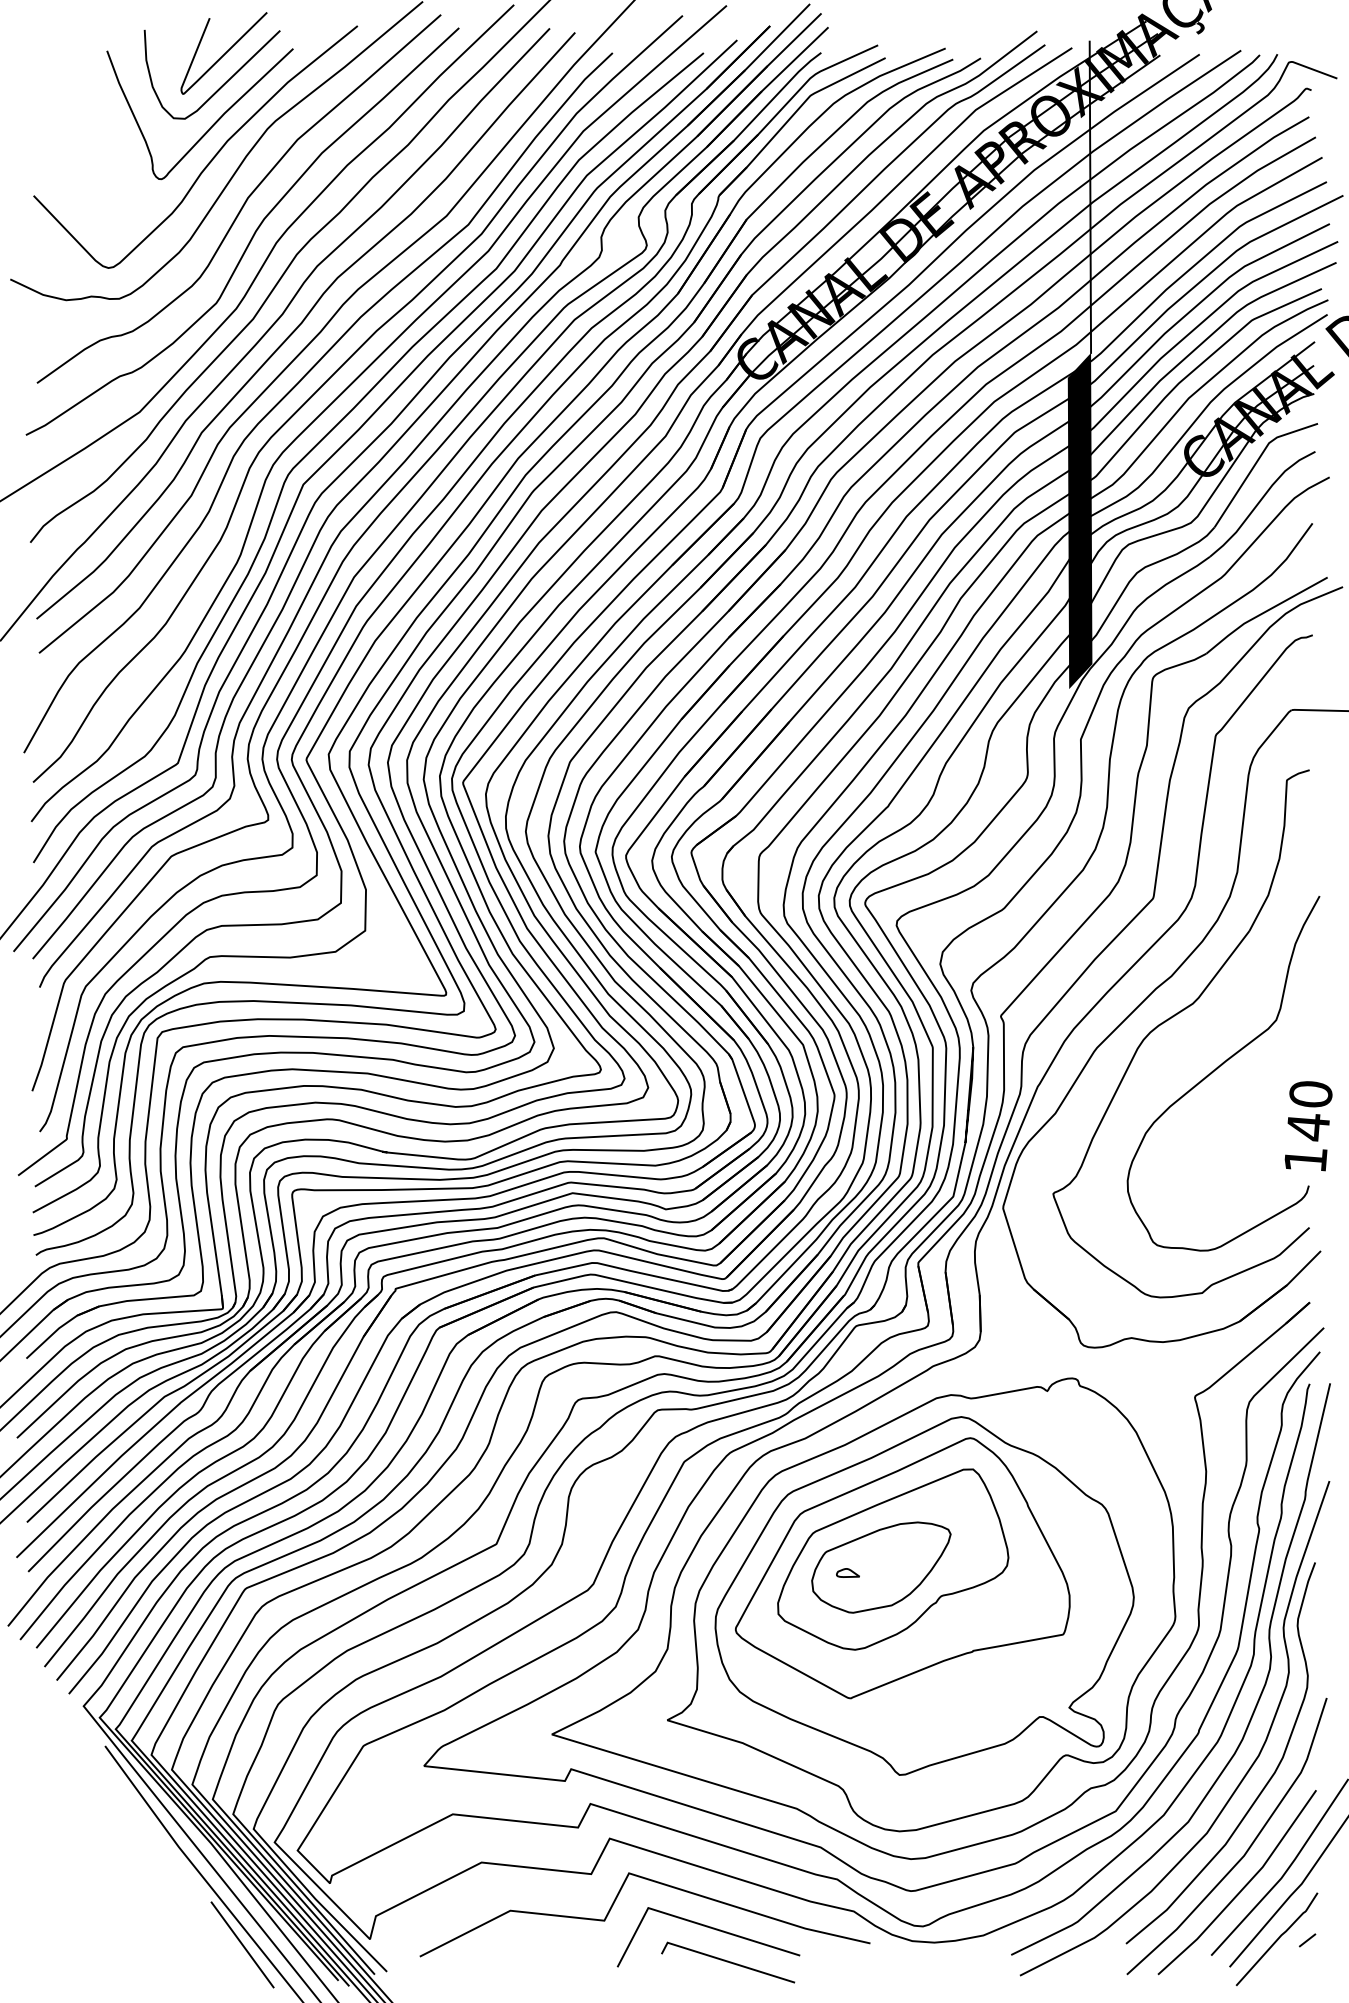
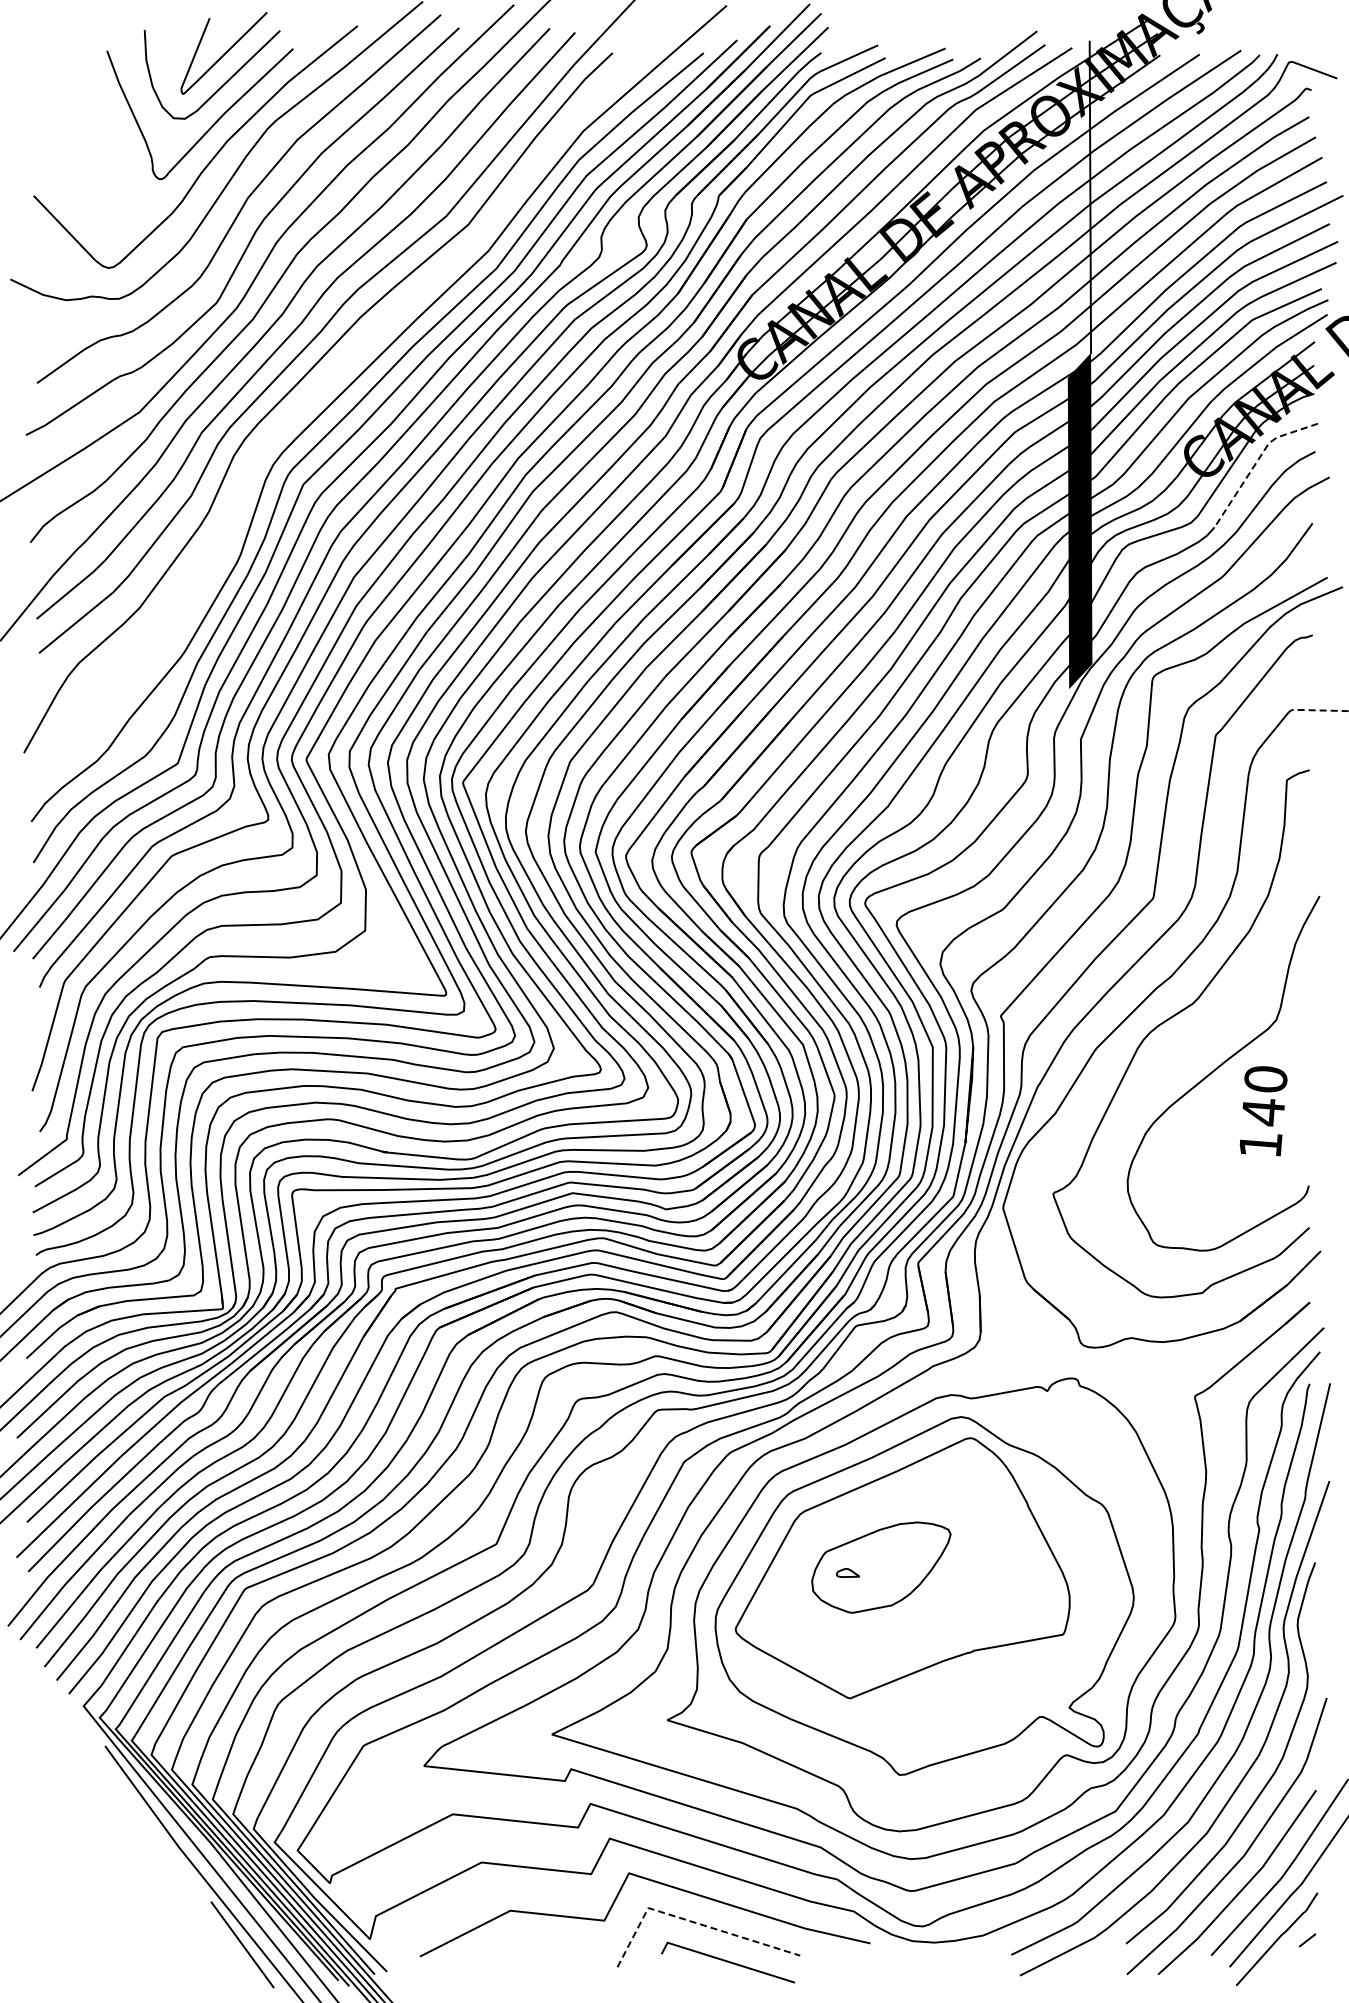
curve: present -> none (334, 374)
line: solid -> dashed (1256, 462)
line: solid -> dashed (1319, 710)
text position: (1308, 1126) -> (1263, 1111) (1263, 1111)
part: present -> none (893, 1559)
line: solid -> dashed (691, 1921)
